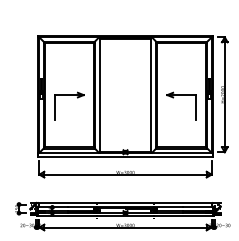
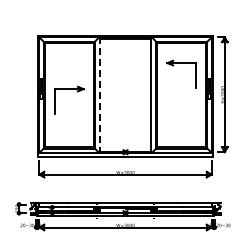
part position: (69, 95) -> (69, 89) (69, 89)
line: solid -> dashed (99, 95)
part position: (181, 95) -> (181, 63) (181, 63)
